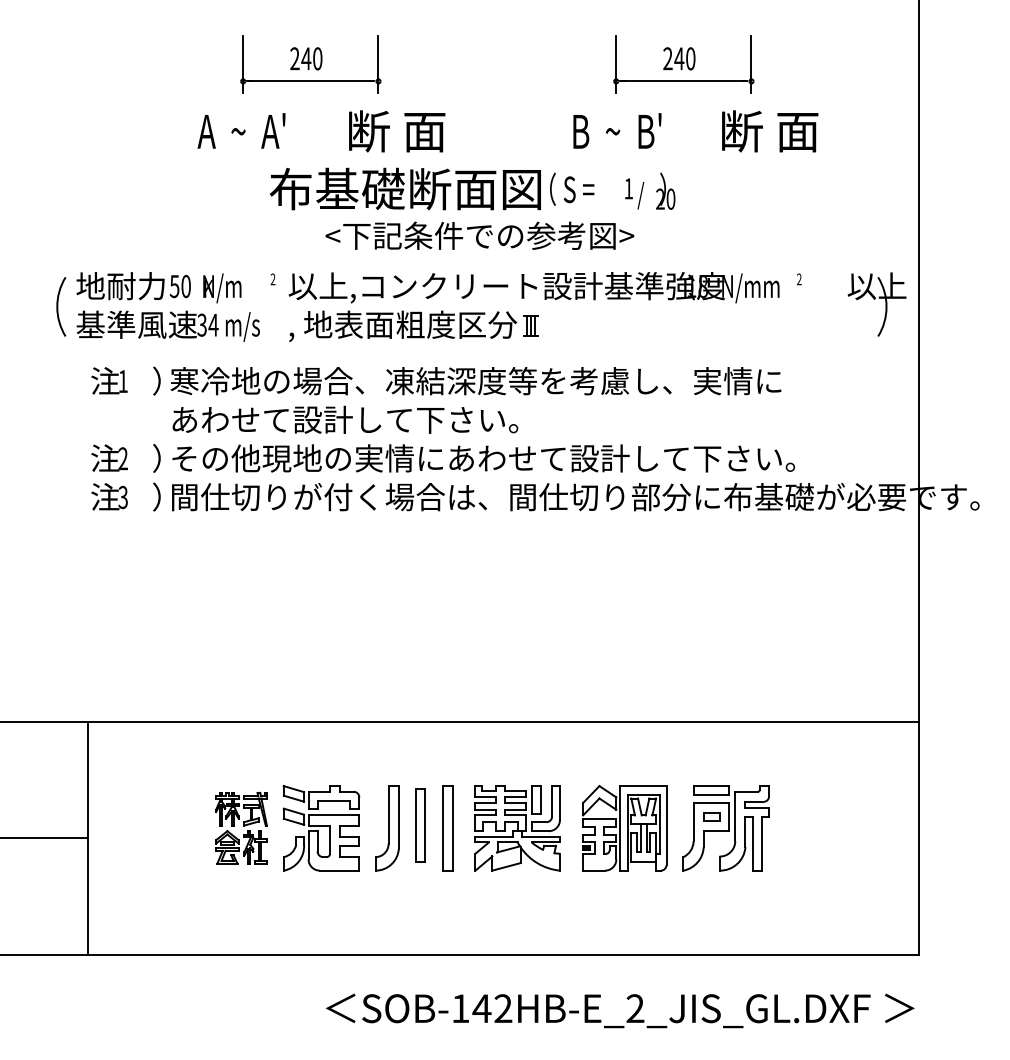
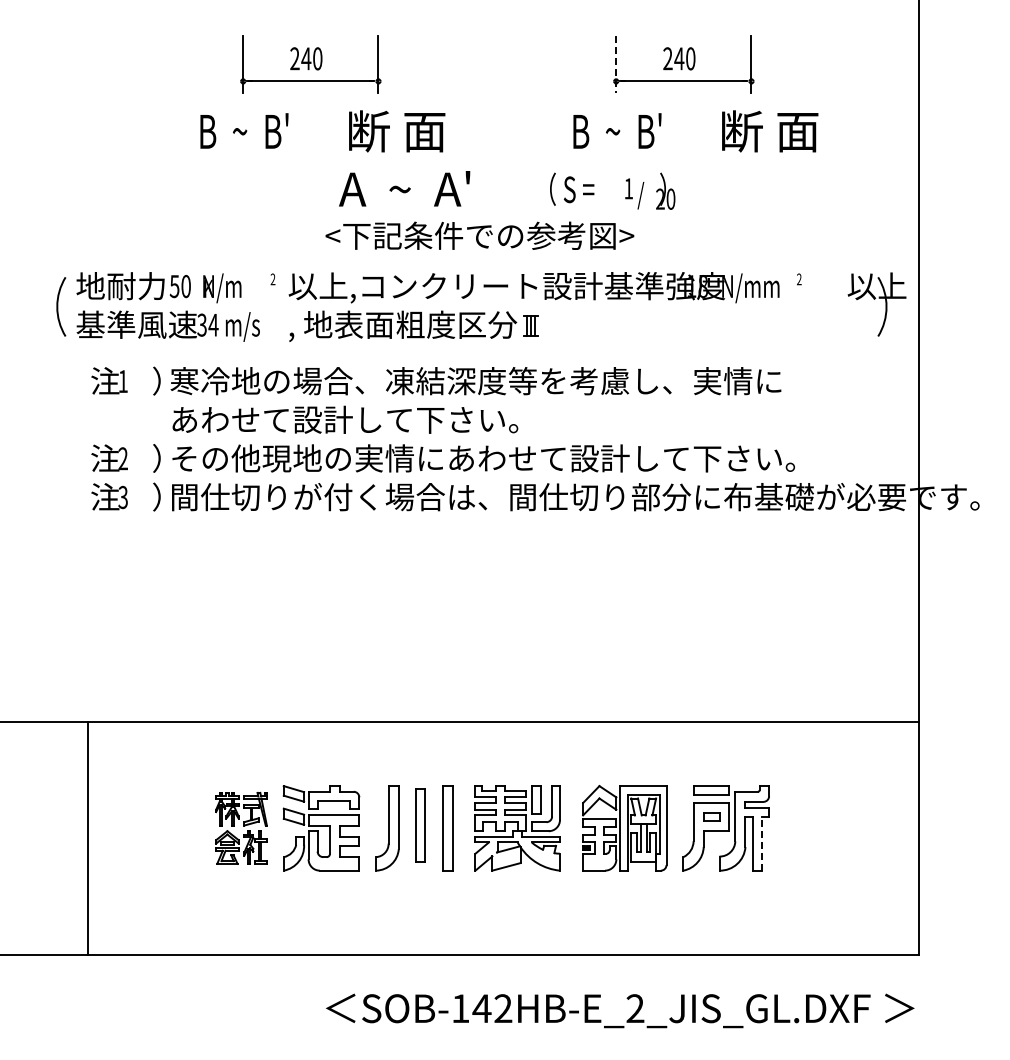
line: solid -> dashed (616, 65)
text: A  ~  A' -> B  ~  B' (242, 130)
text: 布基礎断面図 -> A  ~  A' (404, 188)
line: present -> none (44, 838)
line: solid -> dashed (762, 843)
